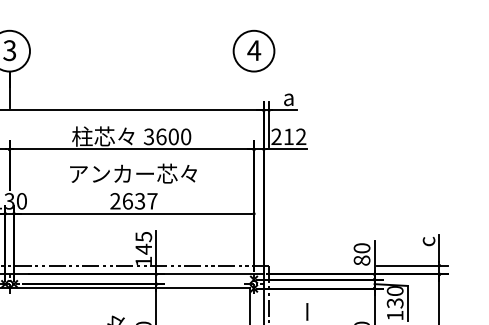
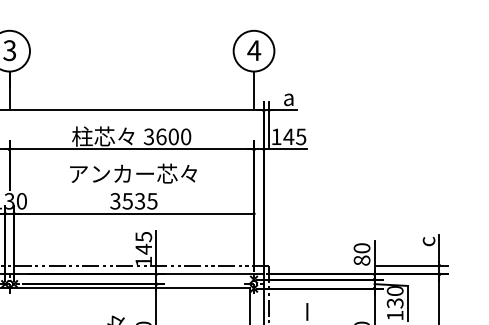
line: none -> present (254, 89)
text: 212 -> 145 (288, 136)
text: 2637 -> 3535 (133, 201)
